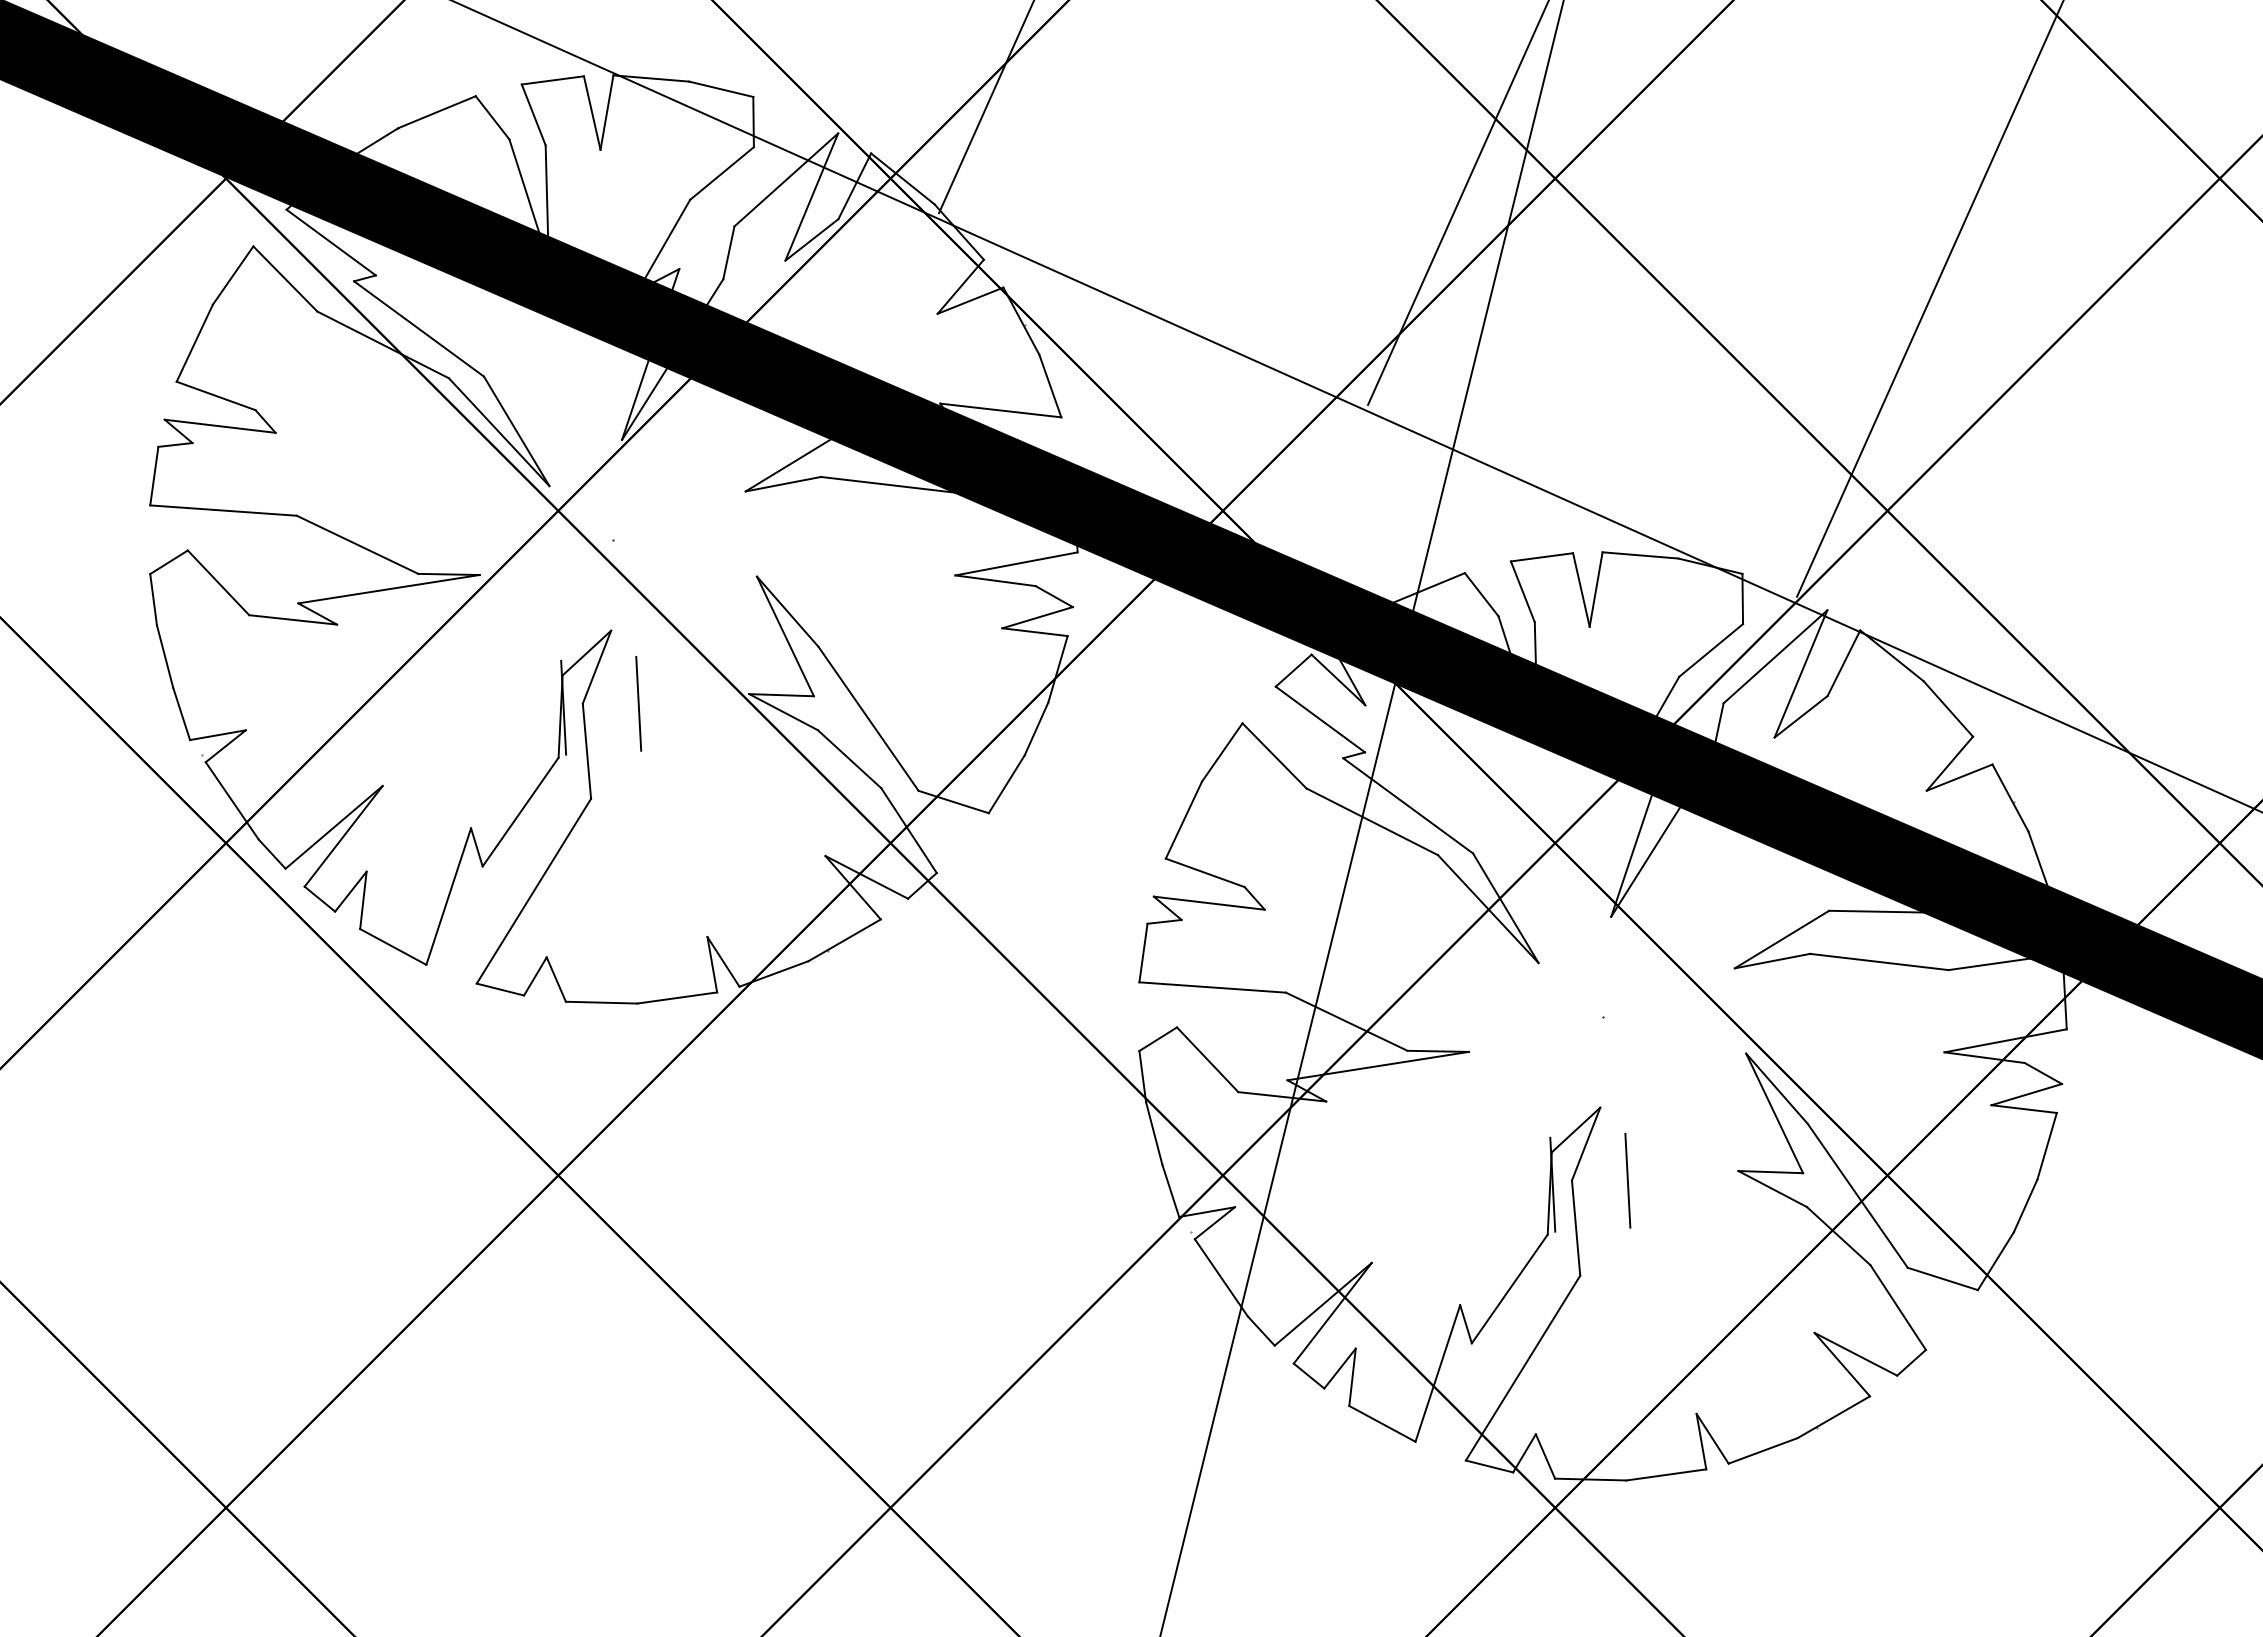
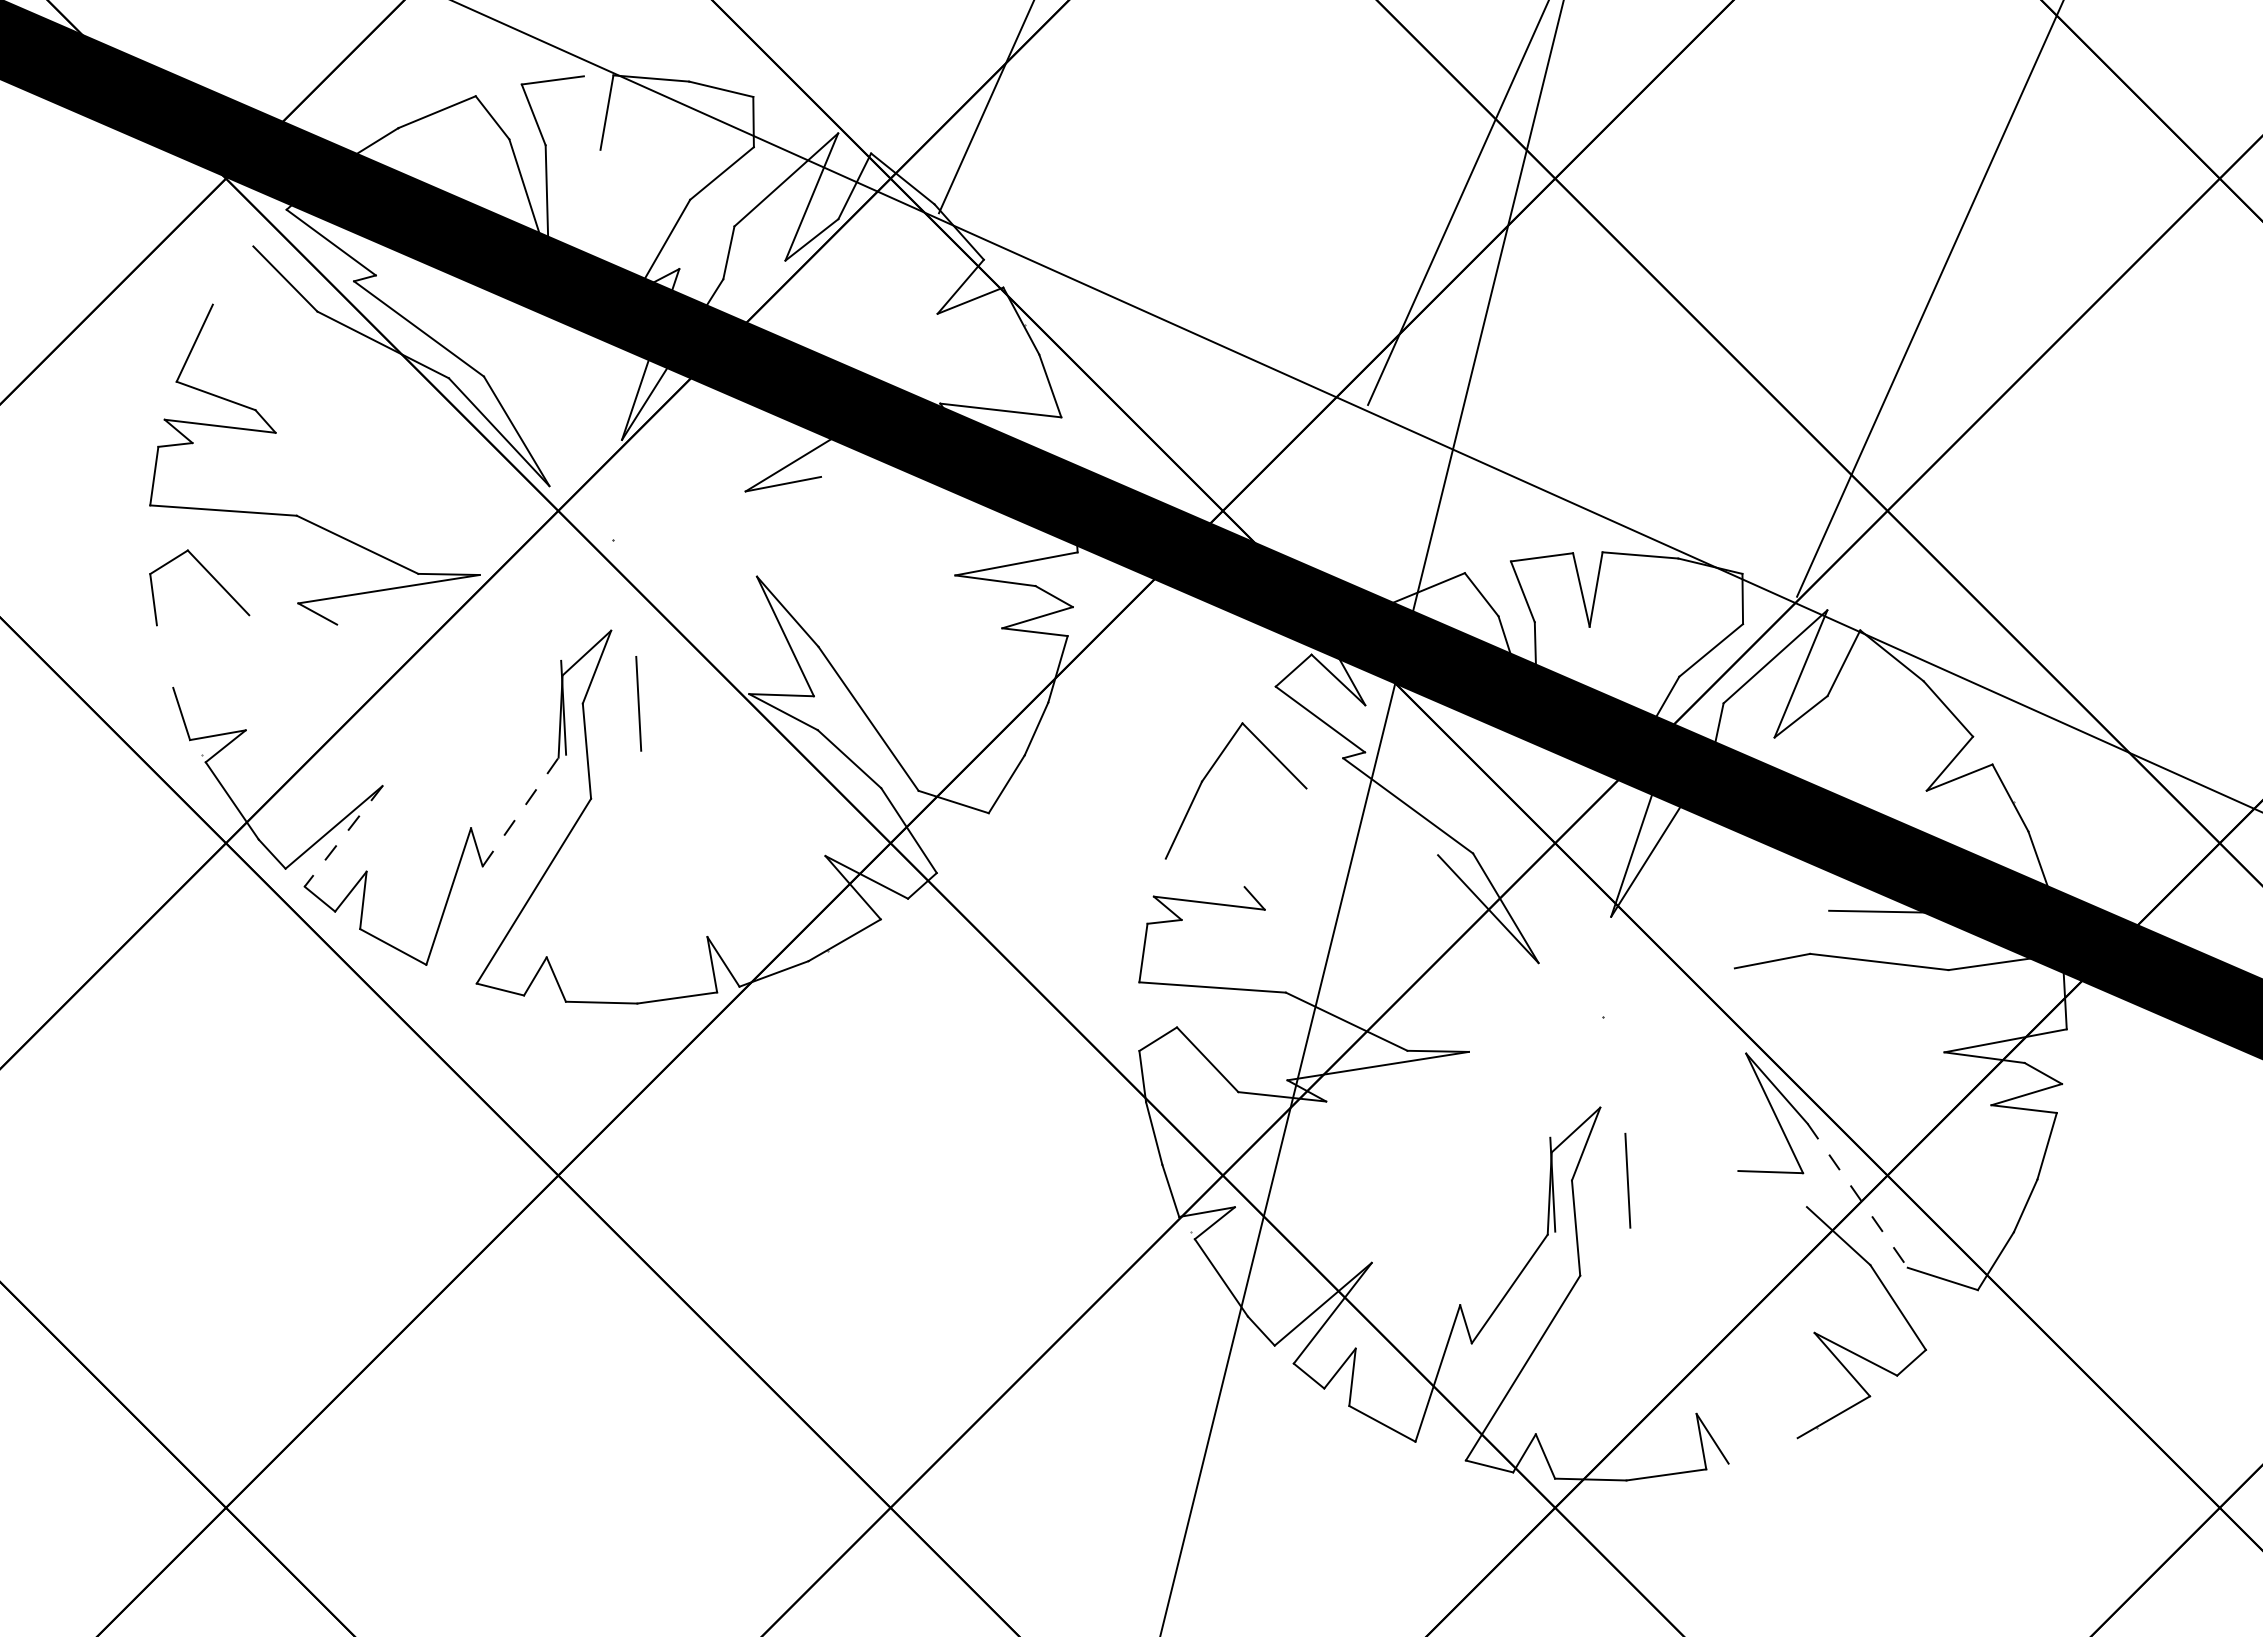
line: present -> none (591, 112)
line: present -> none (232, 275)
line: present -> none (890, 484)
line: present -> none (293, 619)
line: present -> none (164, 656)
line: solid -> dashed (520, 811)
line: present -> none (1372, 821)
line: solid -> dashed (343, 836)
line: present -> none (1204, 872)
line: present -> none (1781, 939)
line: present -> none (1772, 1189)
line: solid -> dashed (1857, 1195)
line: present -> none (1762, 1450)
